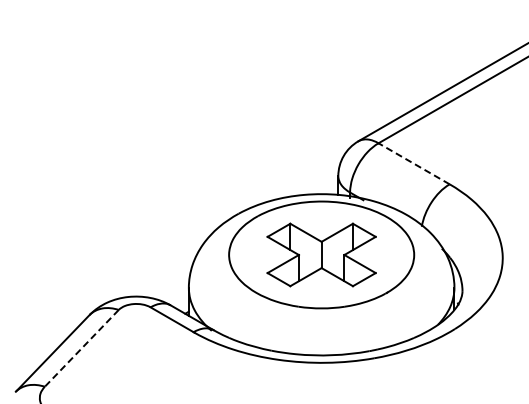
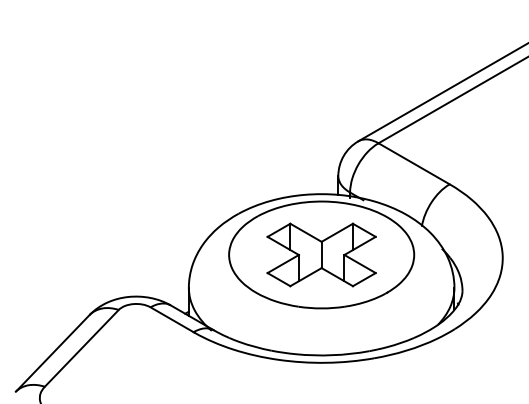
line: dashed -> solid (413, 163)
line: dashed -> solid (81, 348)
